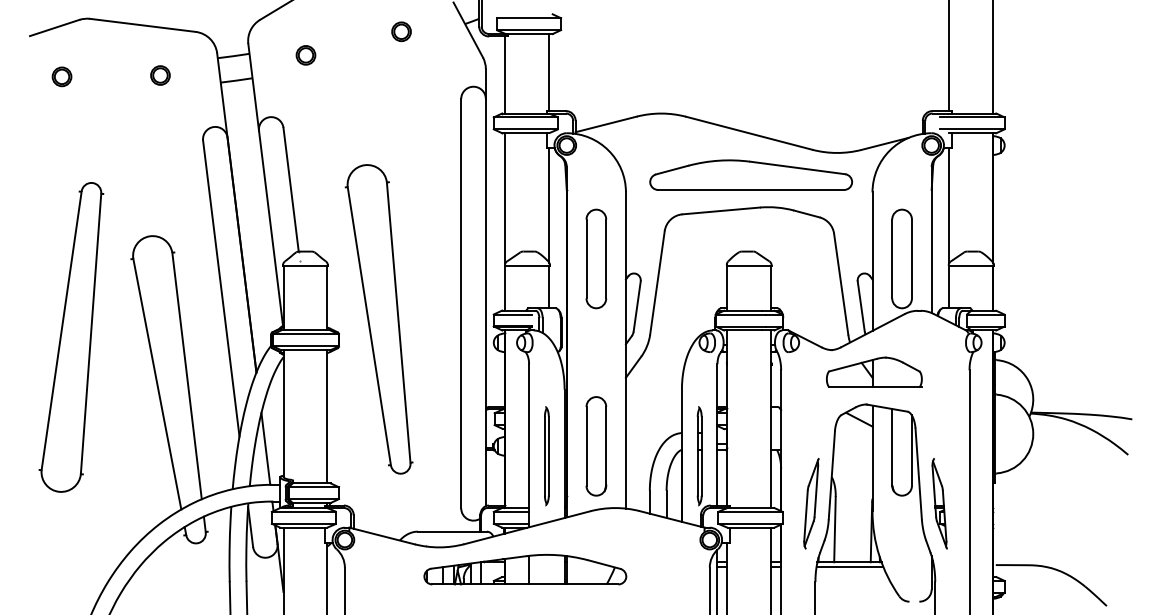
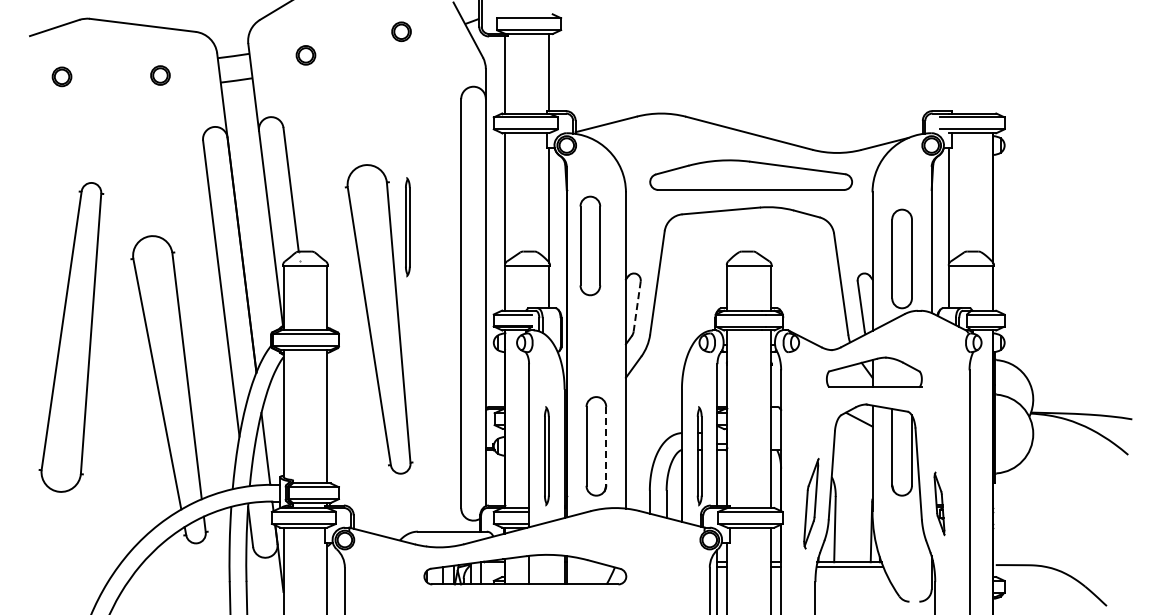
line: present -> none (949, 56)
line: present -> none (993, 57)
part: none -> present (407, 227)
part position: (596, 258) -> (590, 245) (590, 245)
line: solid -> dashed (637, 306)
line: solid -> dashed (606, 446)
part size: 17x92 px -> 13x66 px (939, 503)
